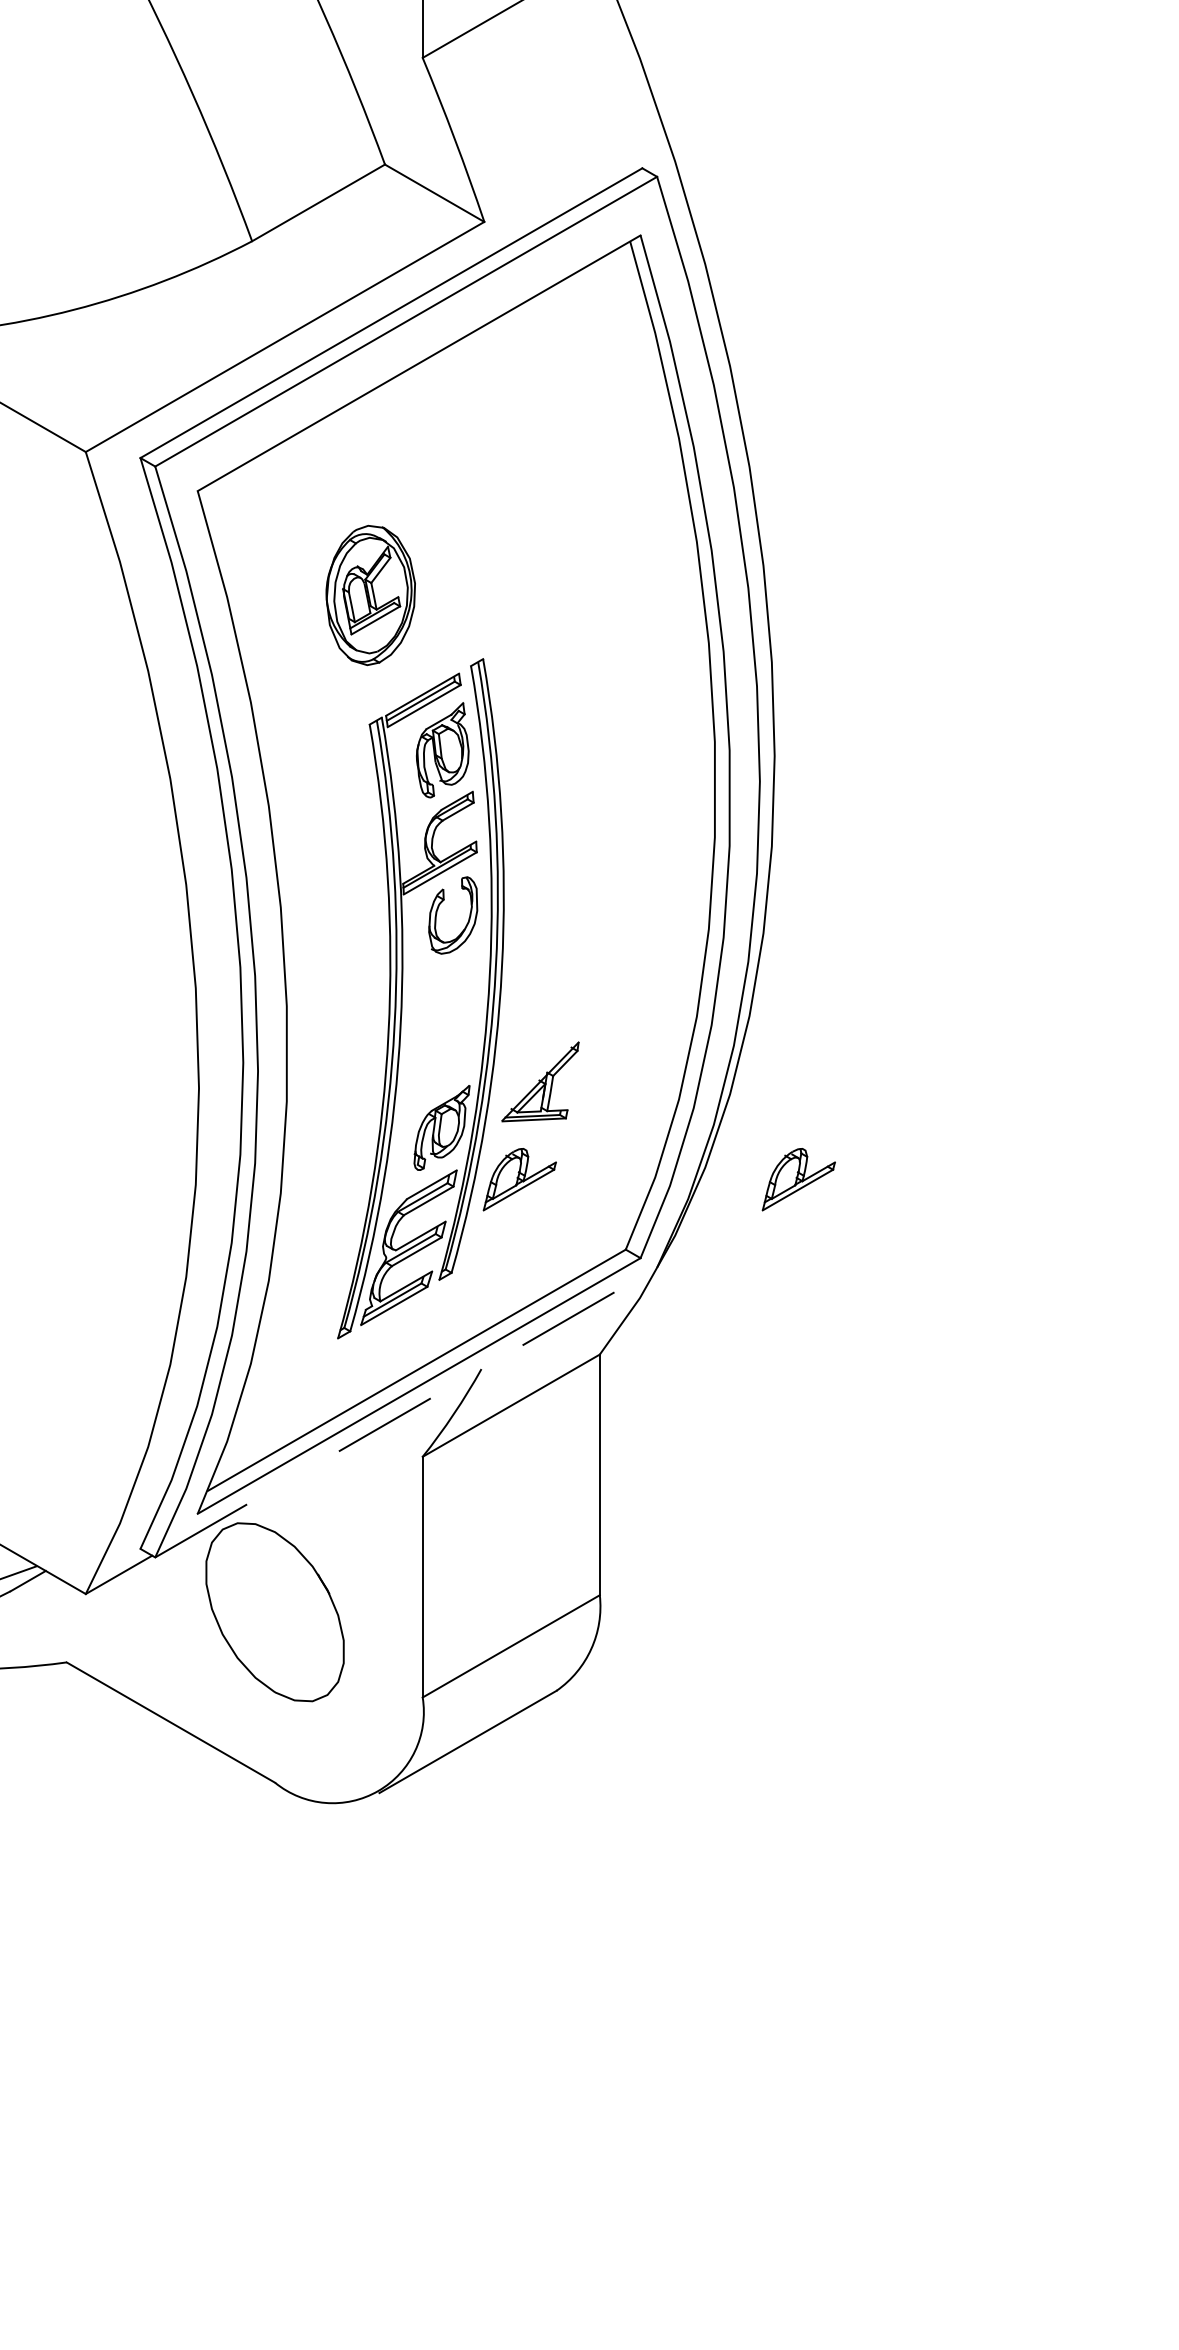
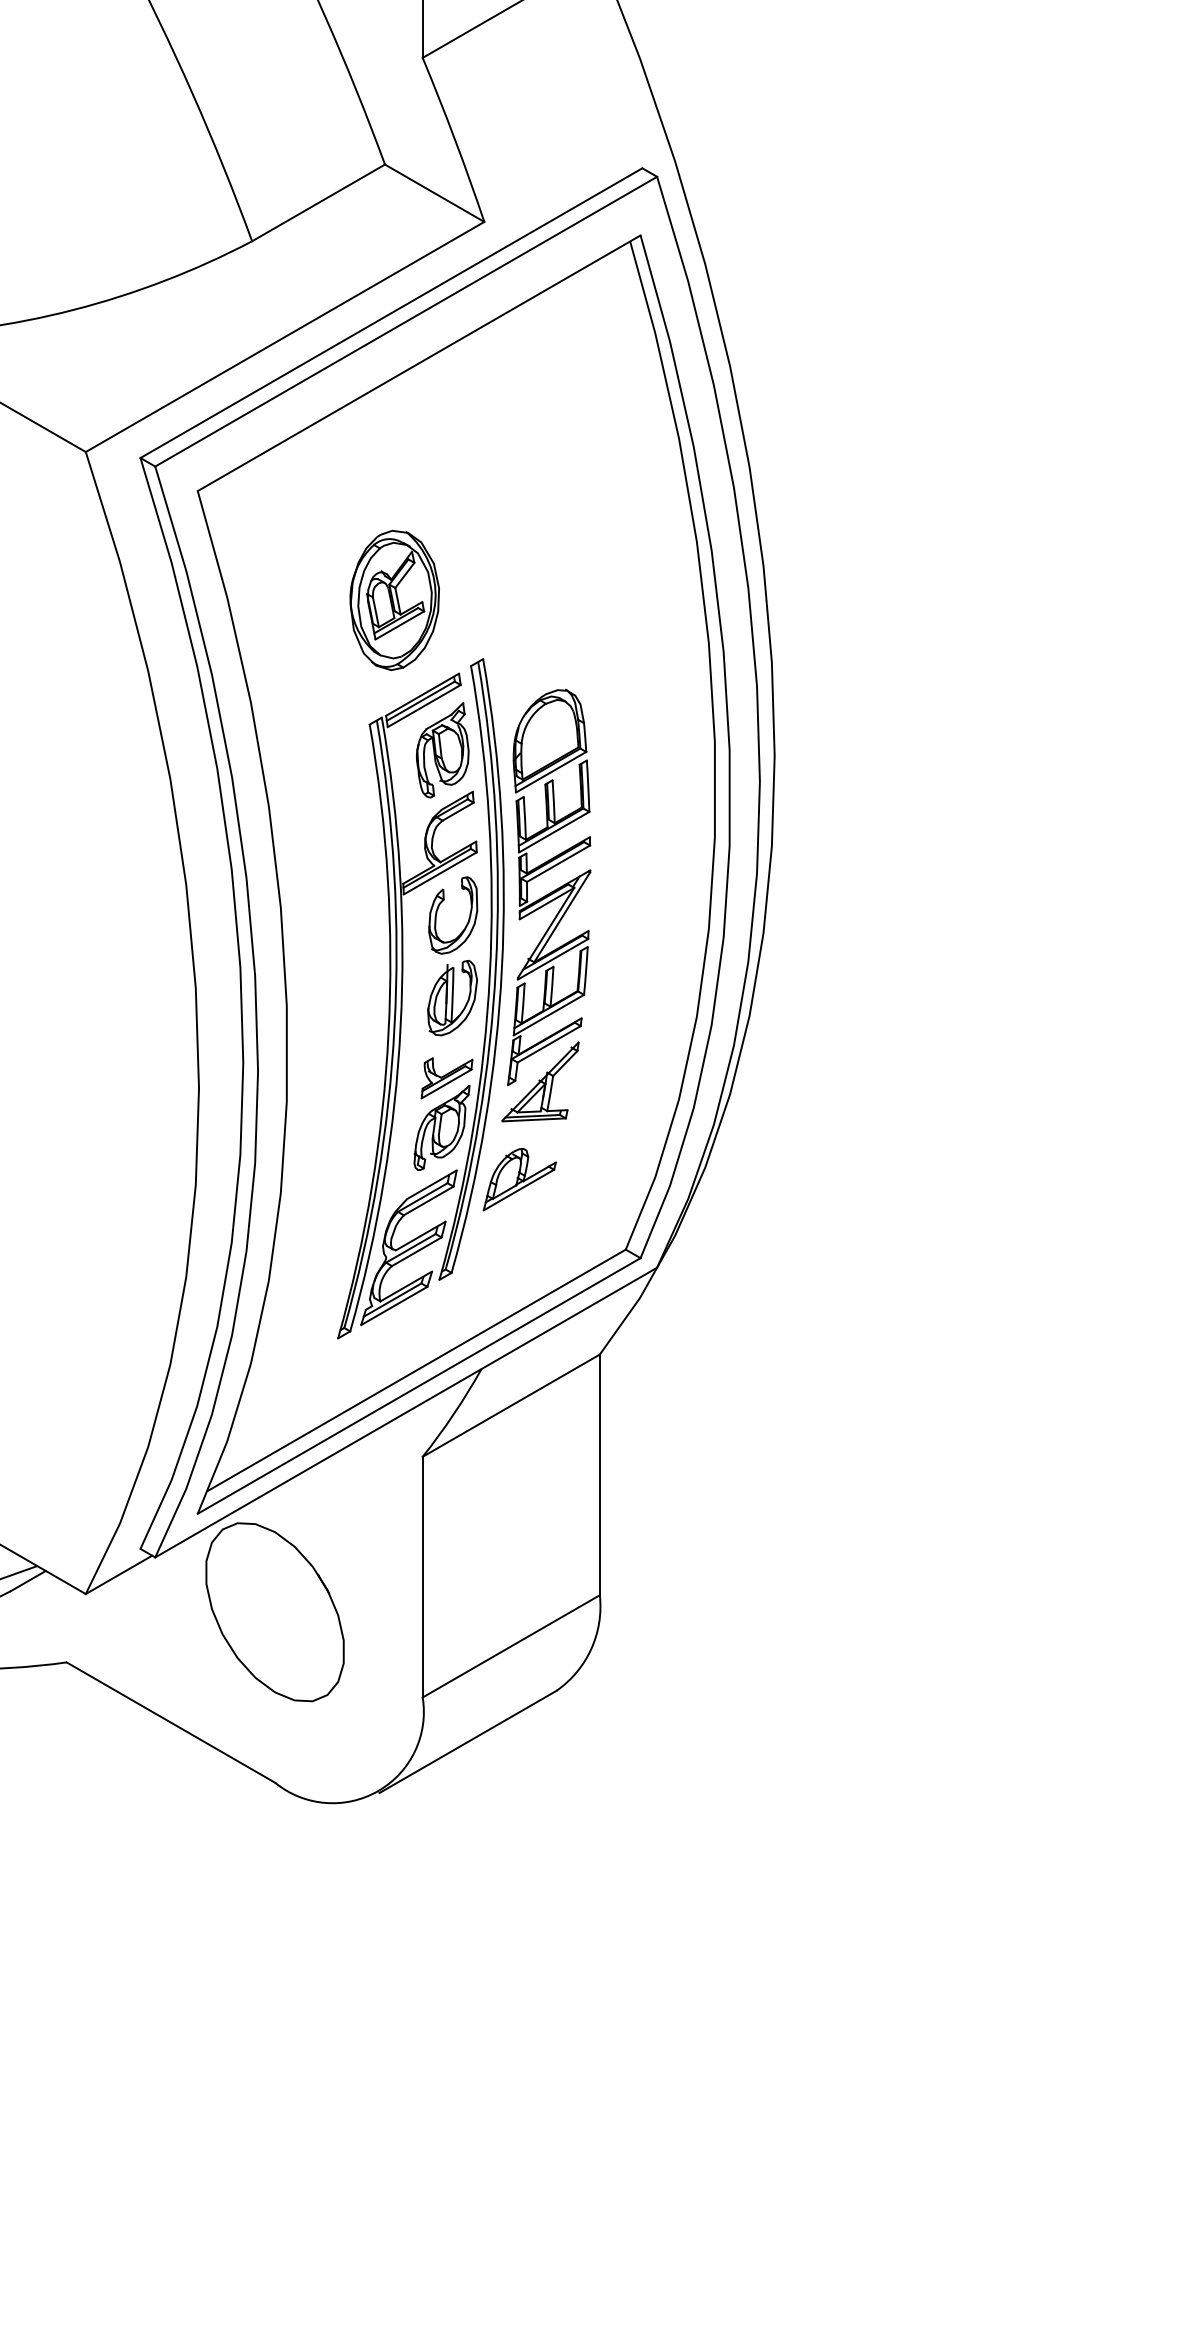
part position: (370, 595) -> (394, 600) (394, 600)
part: none -> present (549, 887)
part: none -> present (452, 998)
part: none -> present (446, 1078)
part: present -> none (798, 1179)
line: dashed -> solid (406, 1412)
